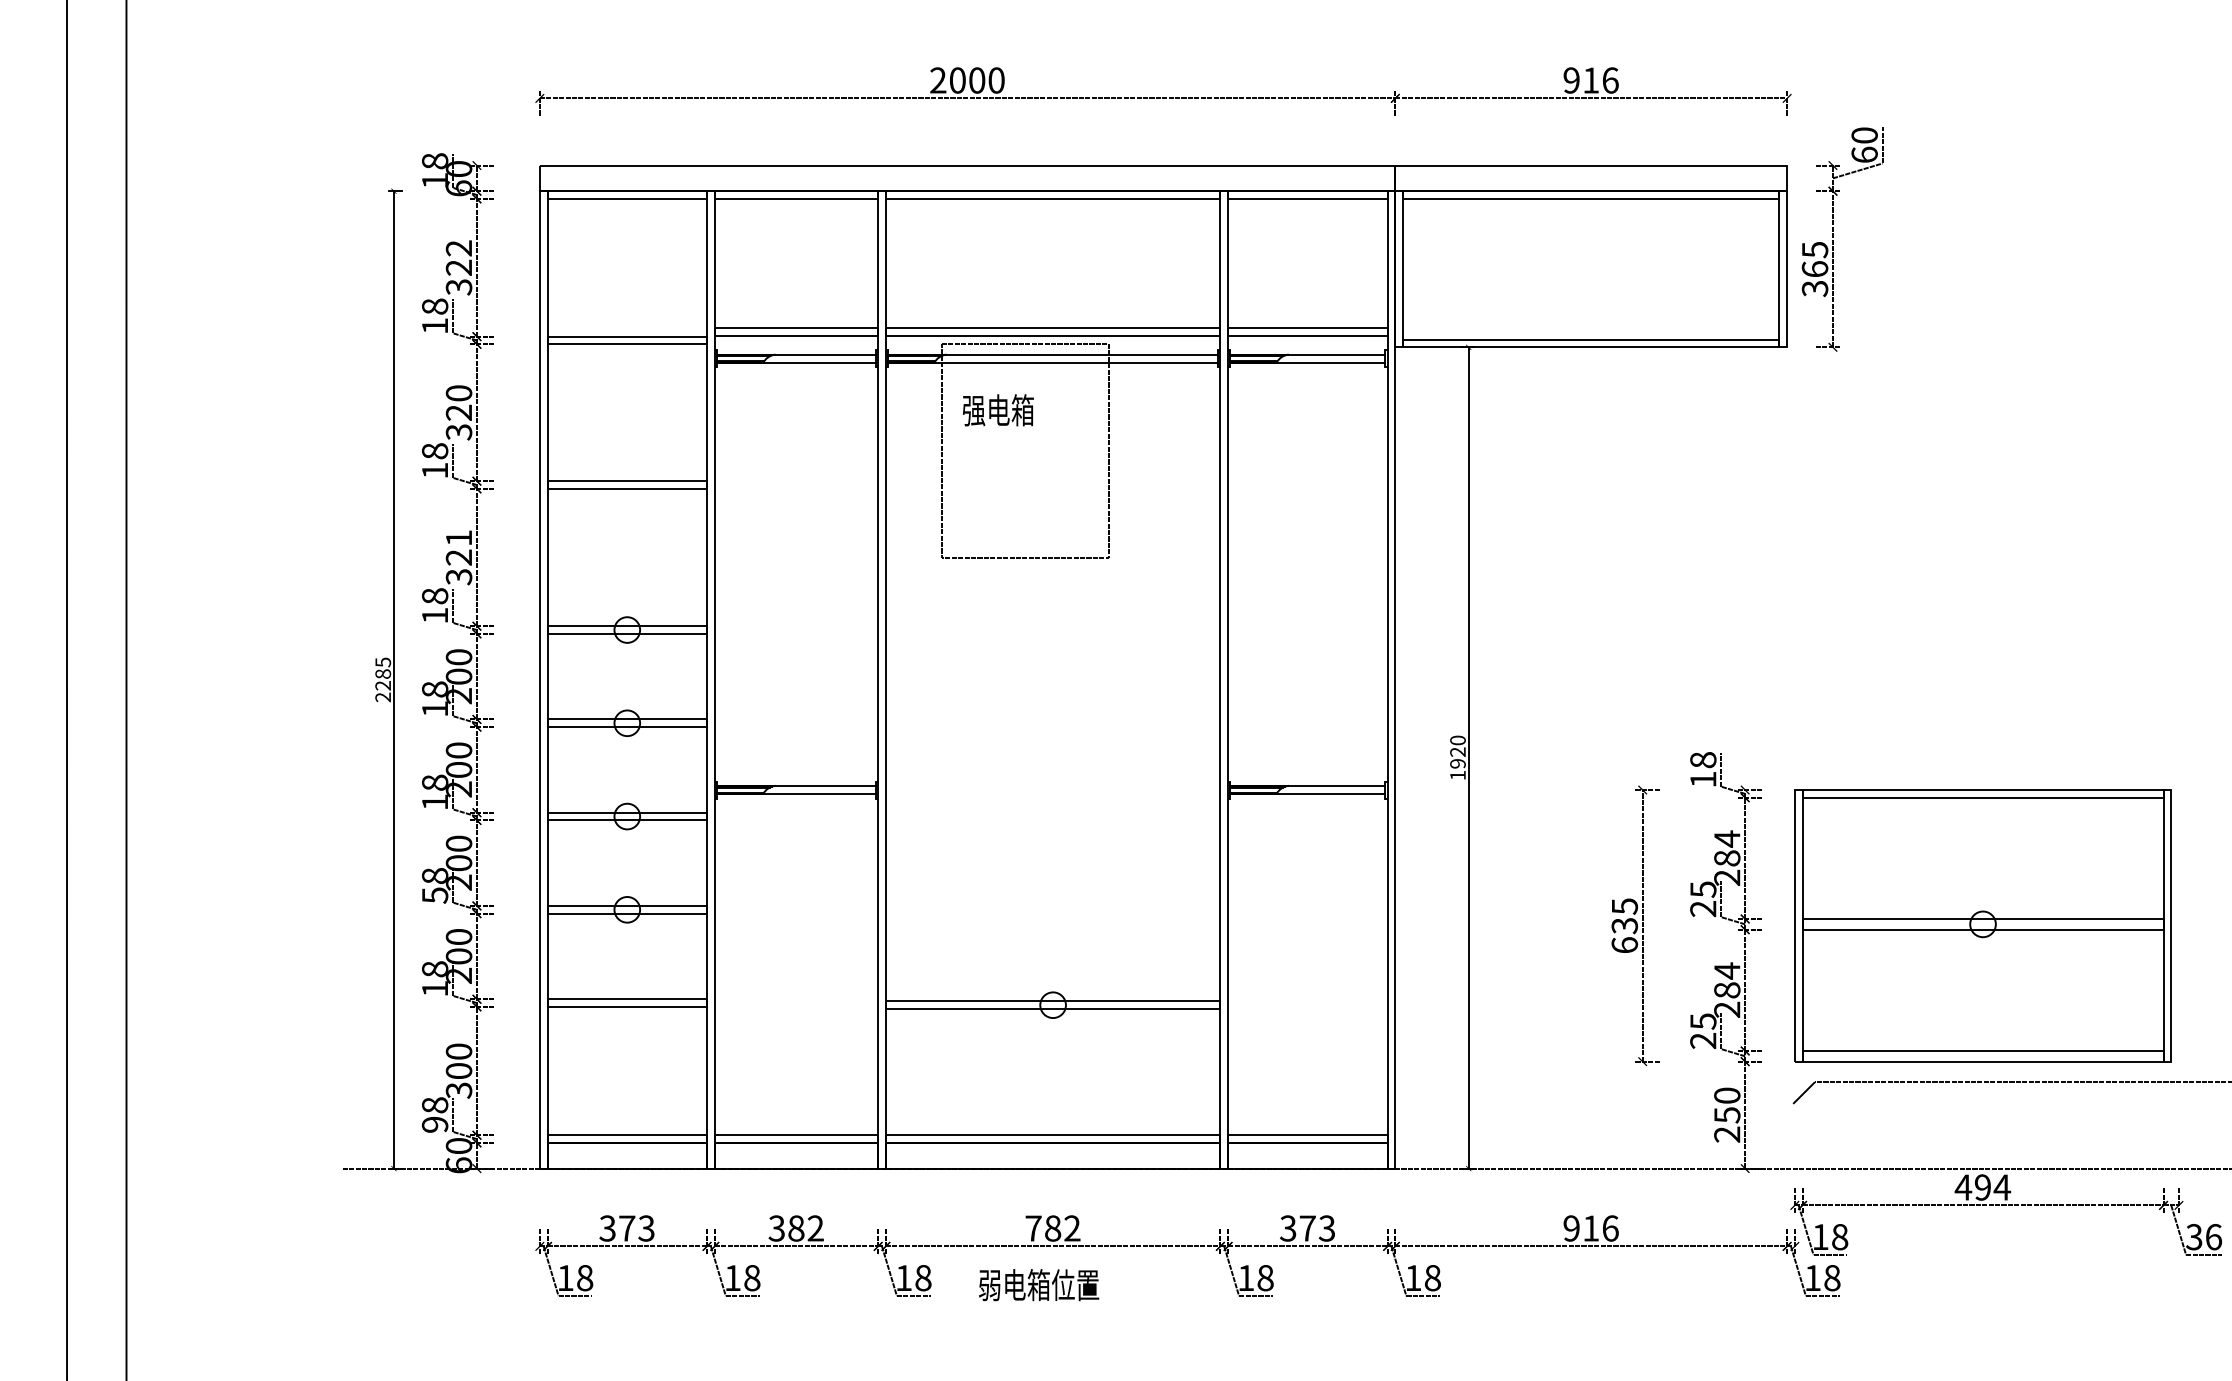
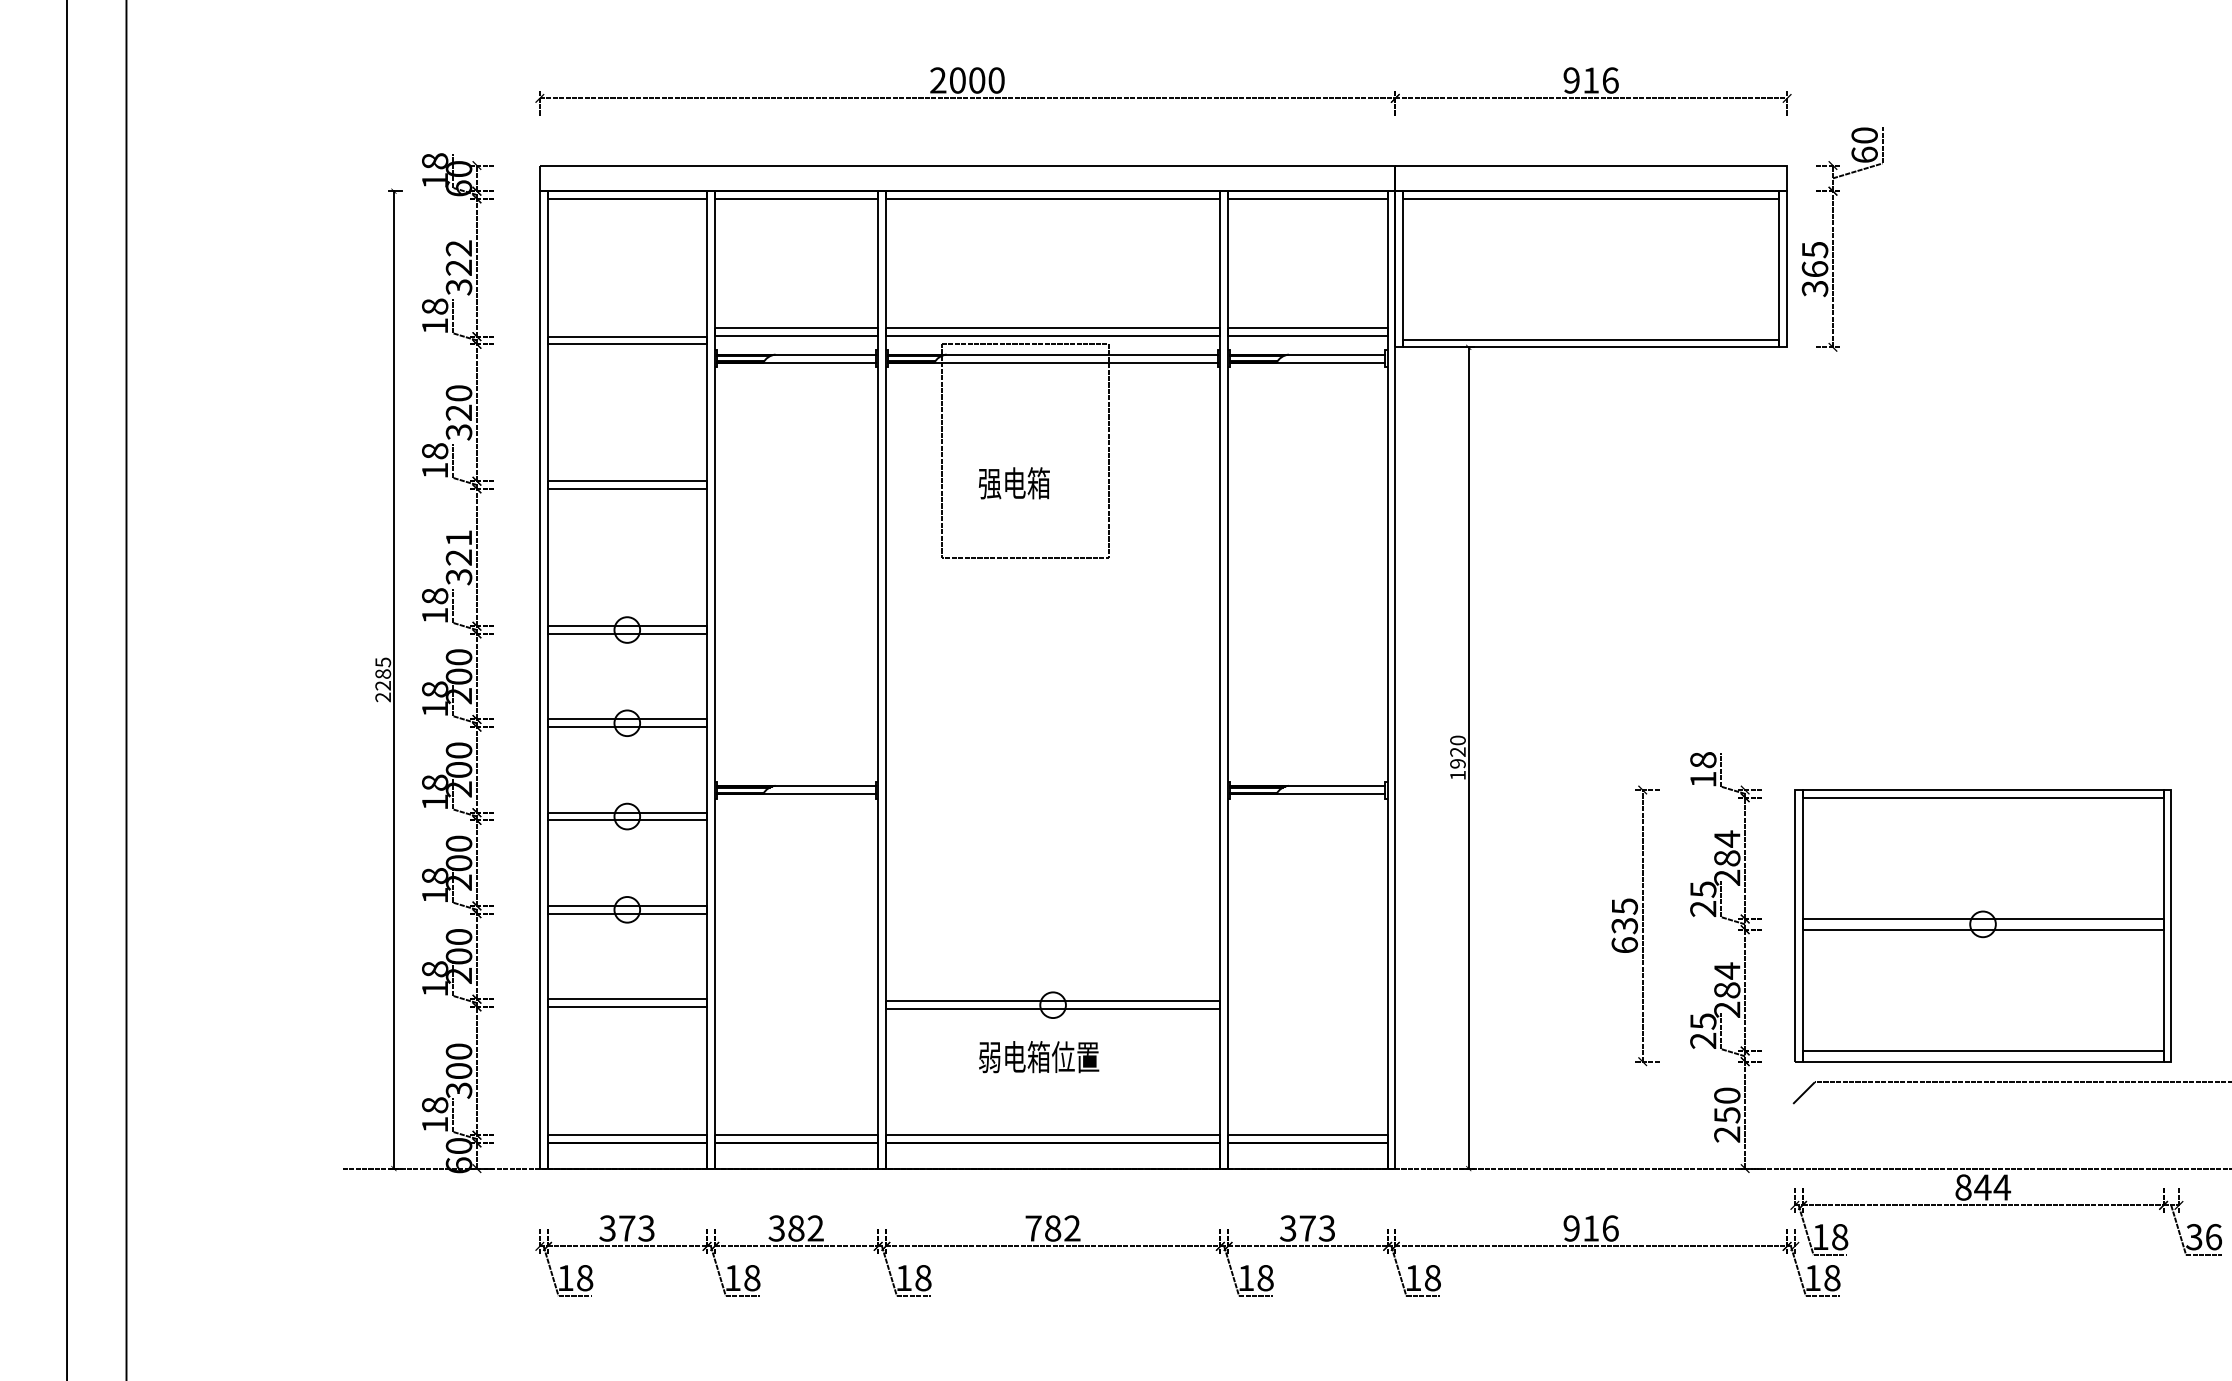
text position: (998, 410) -> (1014, 483) (1014, 483)
text: 58 -> 18 (435, 895)
text: 98 -> 18 (434, 1124)
text: 494 -> 844 (1972, 1187)
text position: (1039, 1285) -> (1039, 1057) (1039, 1057)
